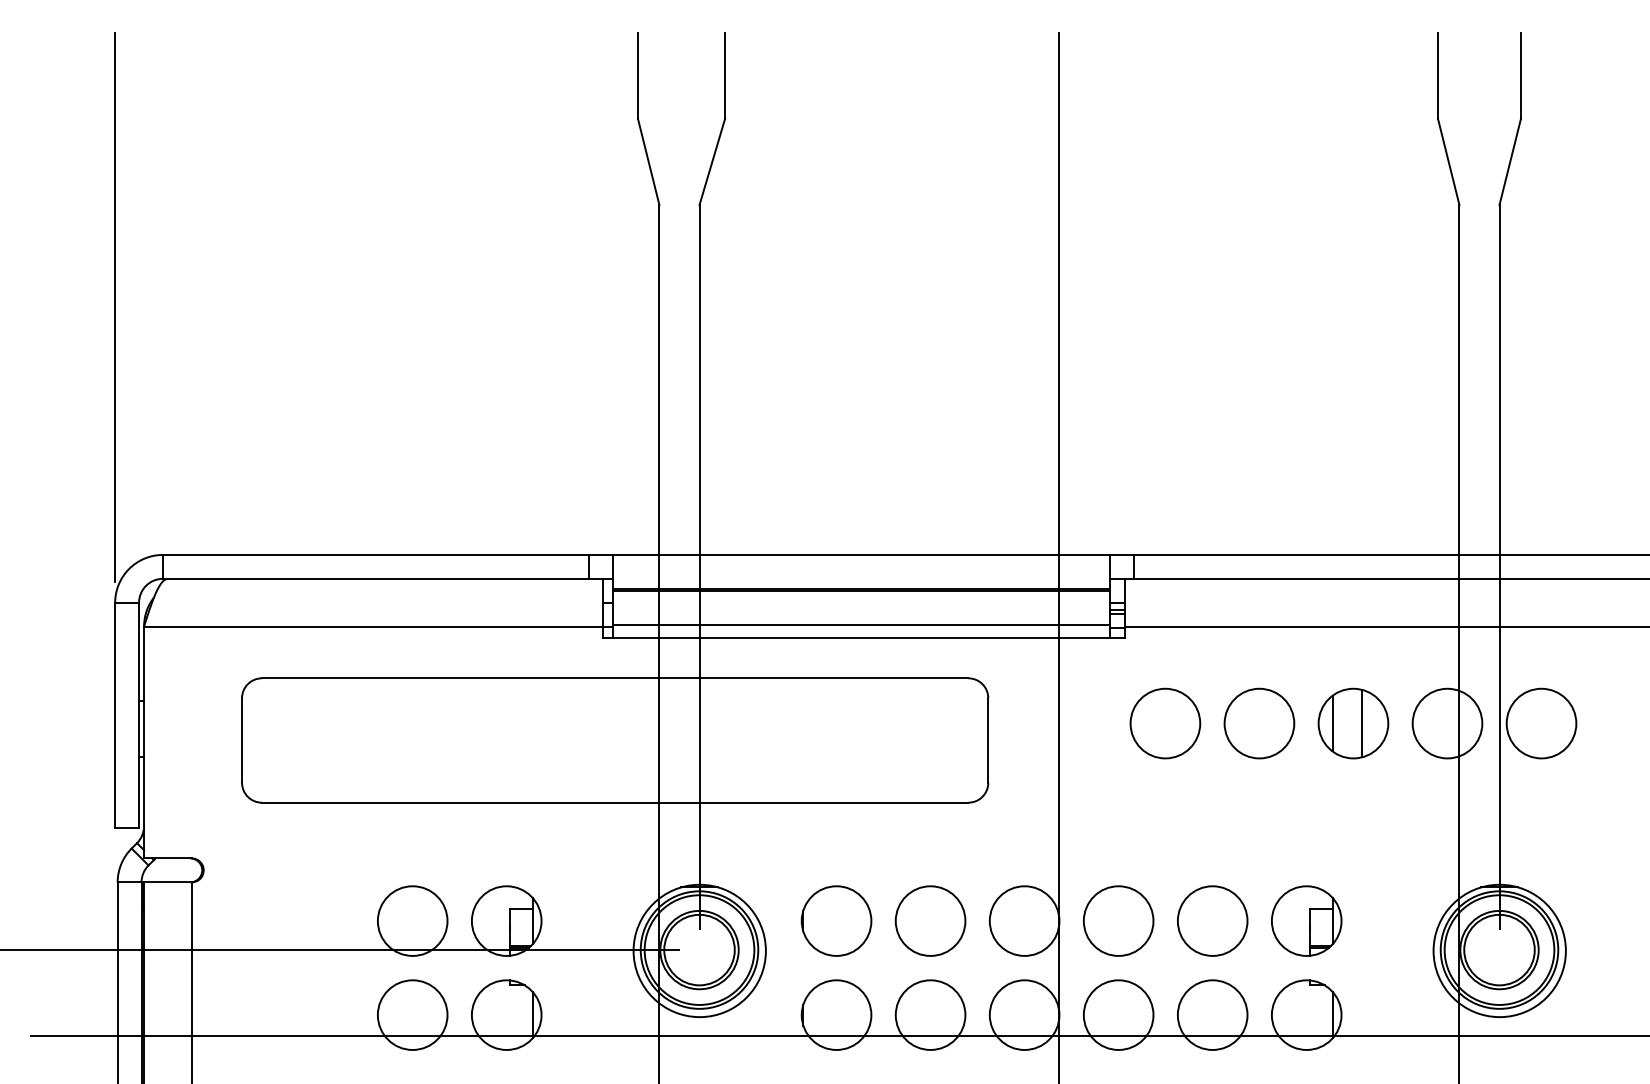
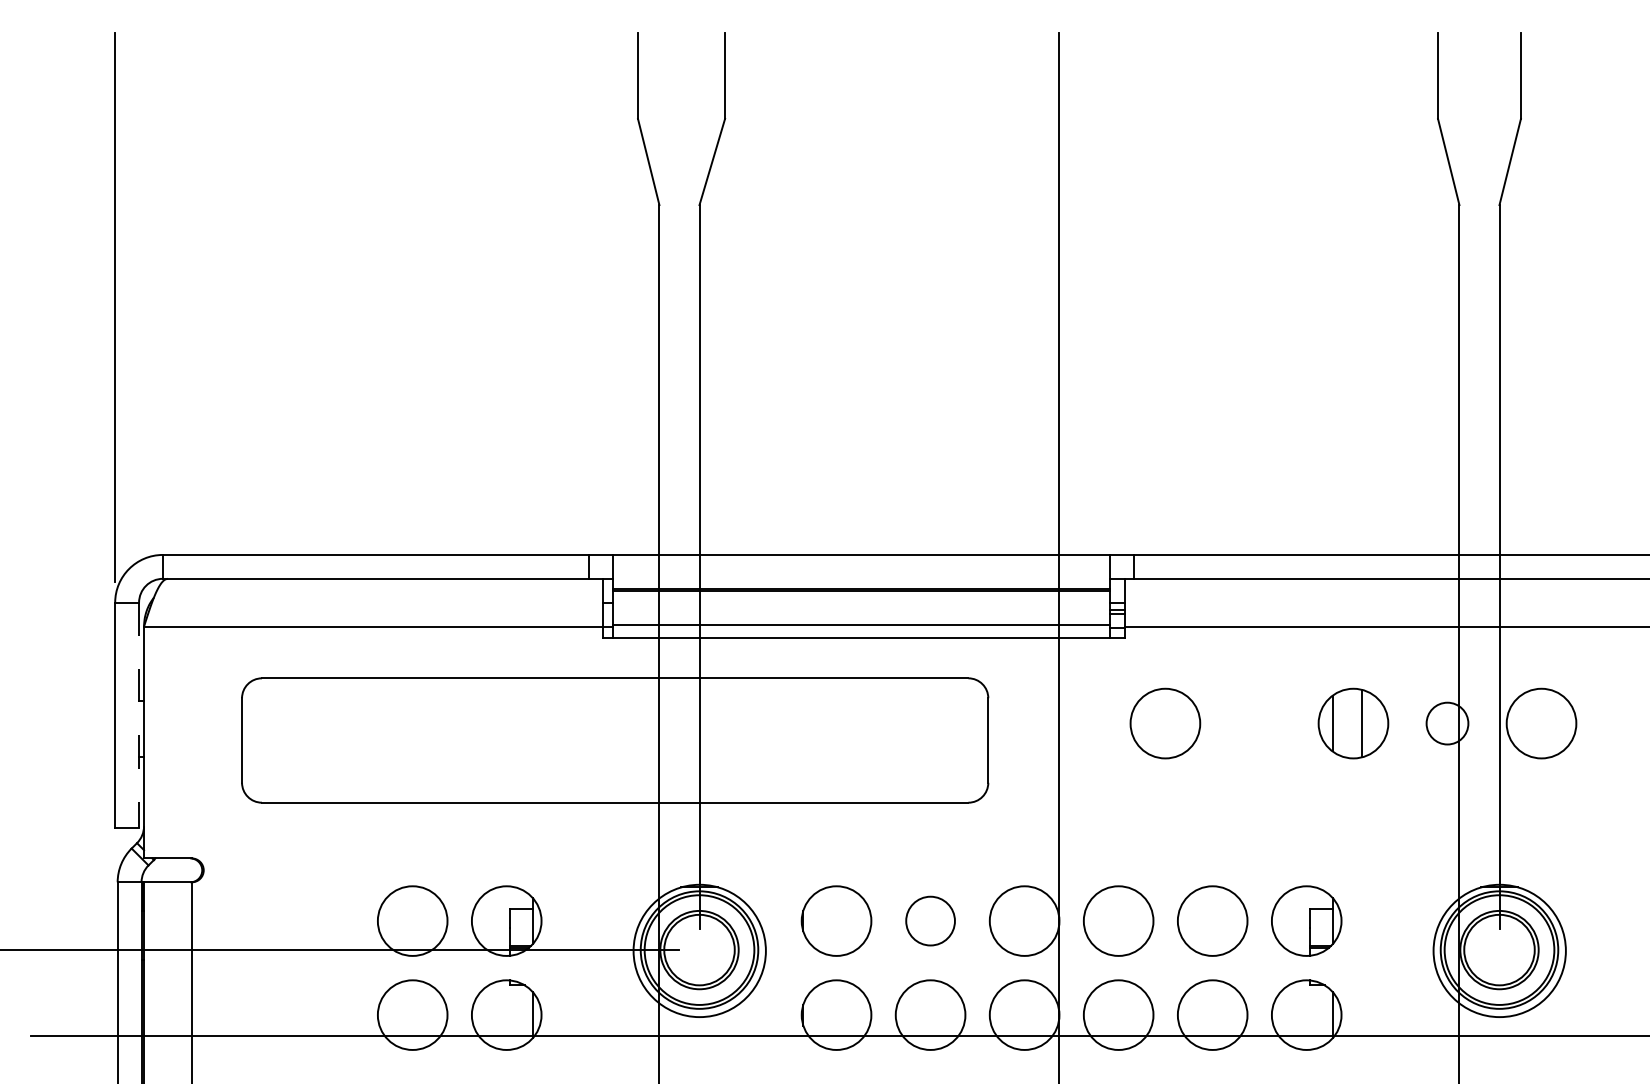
line: solid -> dashed (139, 715)
circle: present -> none (1259, 723)
circle diameter: 70 px -> 42 px (1447, 723)
circle diameter: 70 px -> 49 px (930, 920)
